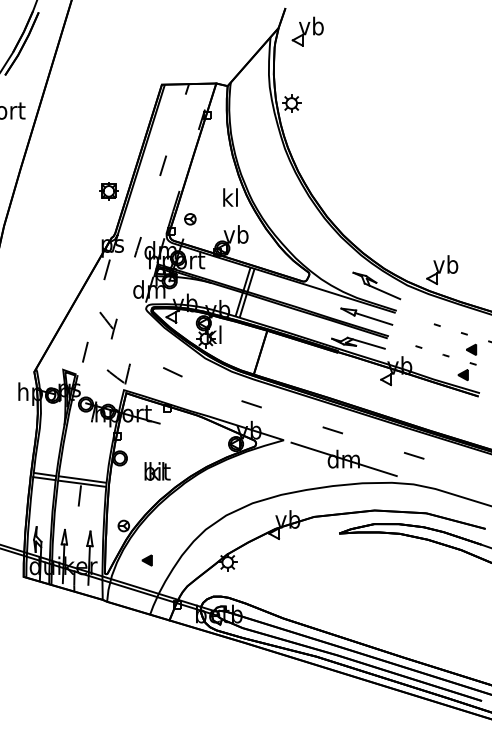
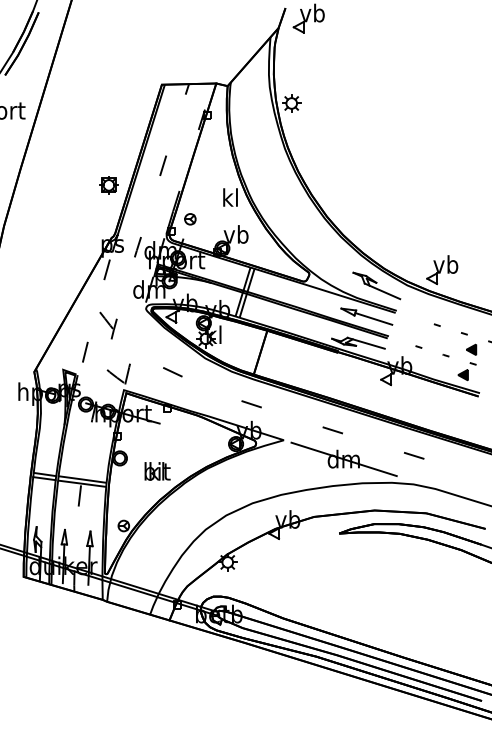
part position: (307, 31) -> (308, 18) (308, 18)
part position: (108, 191) -> (108, 185) (108, 185)
part: present -> none (146, 560)
